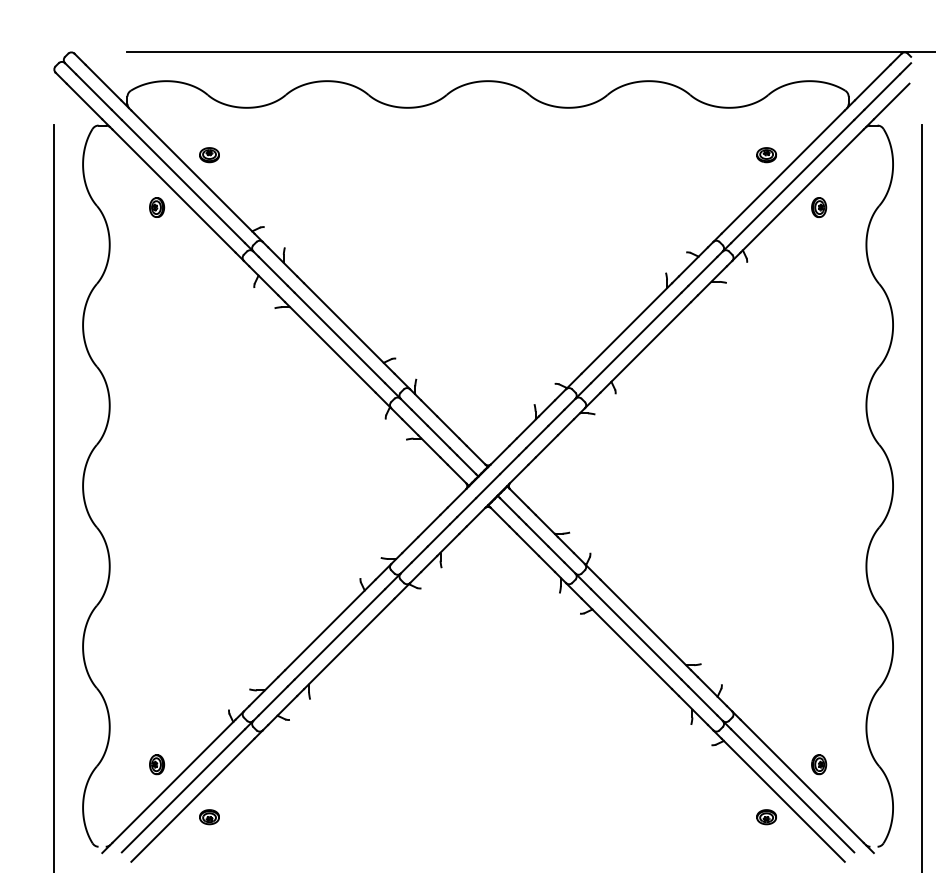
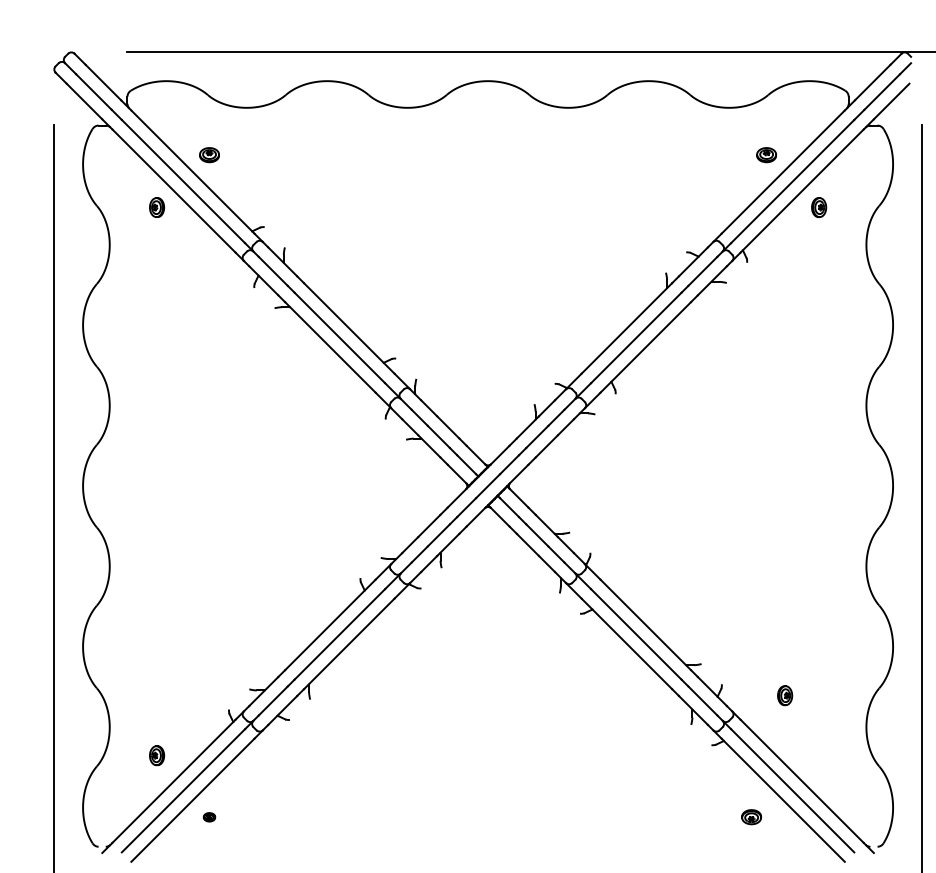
part position: (157, 764) -> (157, 755) (157, 755)
part position: (819, 764) -> (785, 695) (785, 695)
part size: 21x17 px -> 15x11 px (209, 817)
part position: (766, 817) -> (751, 817) (751, 817)
